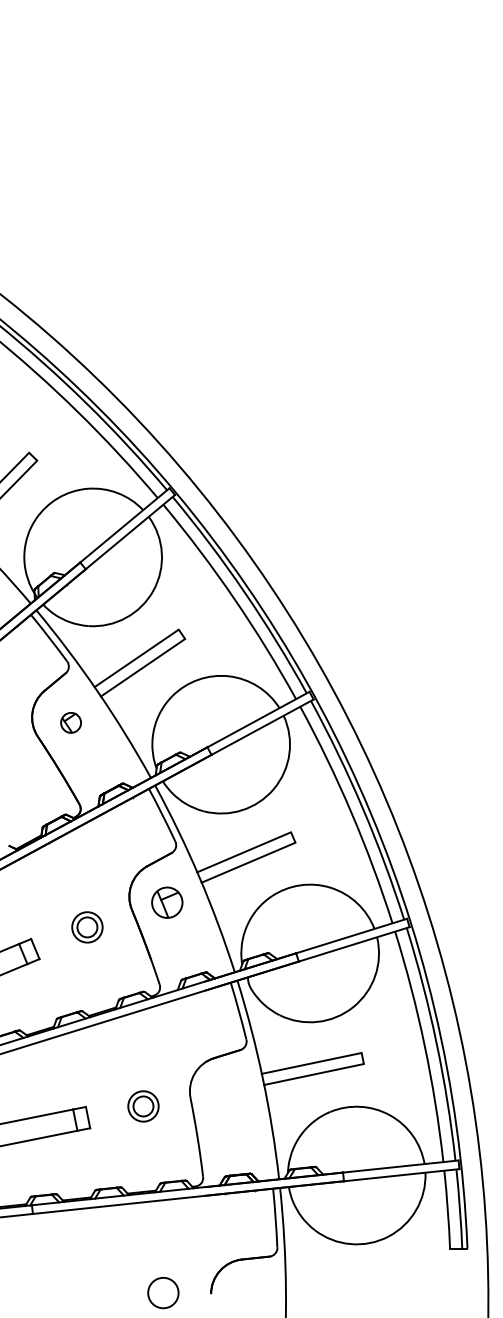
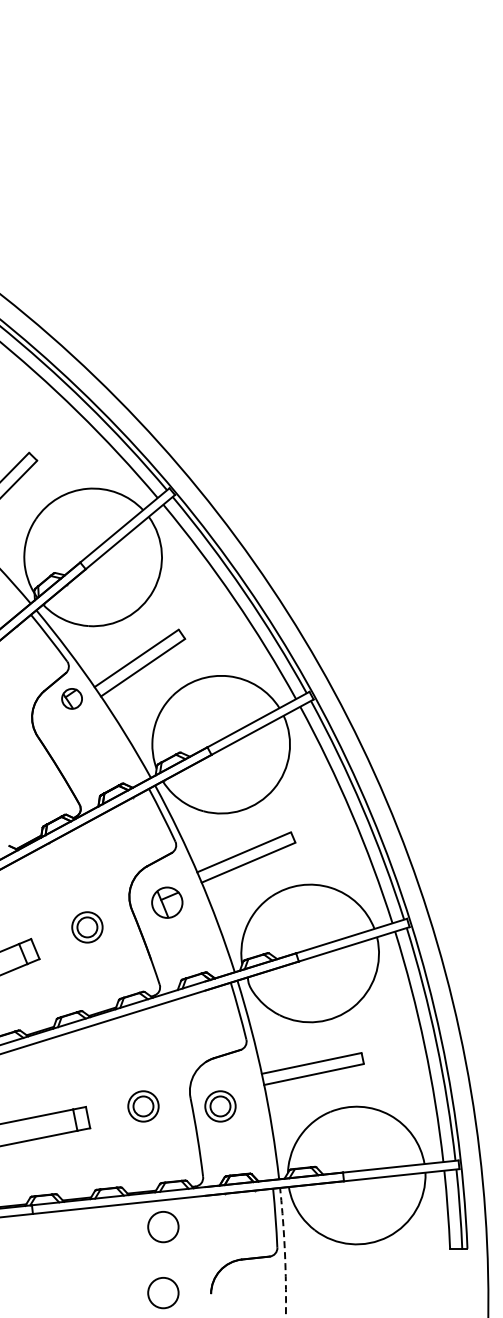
part position: (70, 722) -> (71, 698) (71, 698)
part: none -> present (220, 1106)
circle: none -> present (163, 1227)
arc: solid -> dashed (284, 1253)
